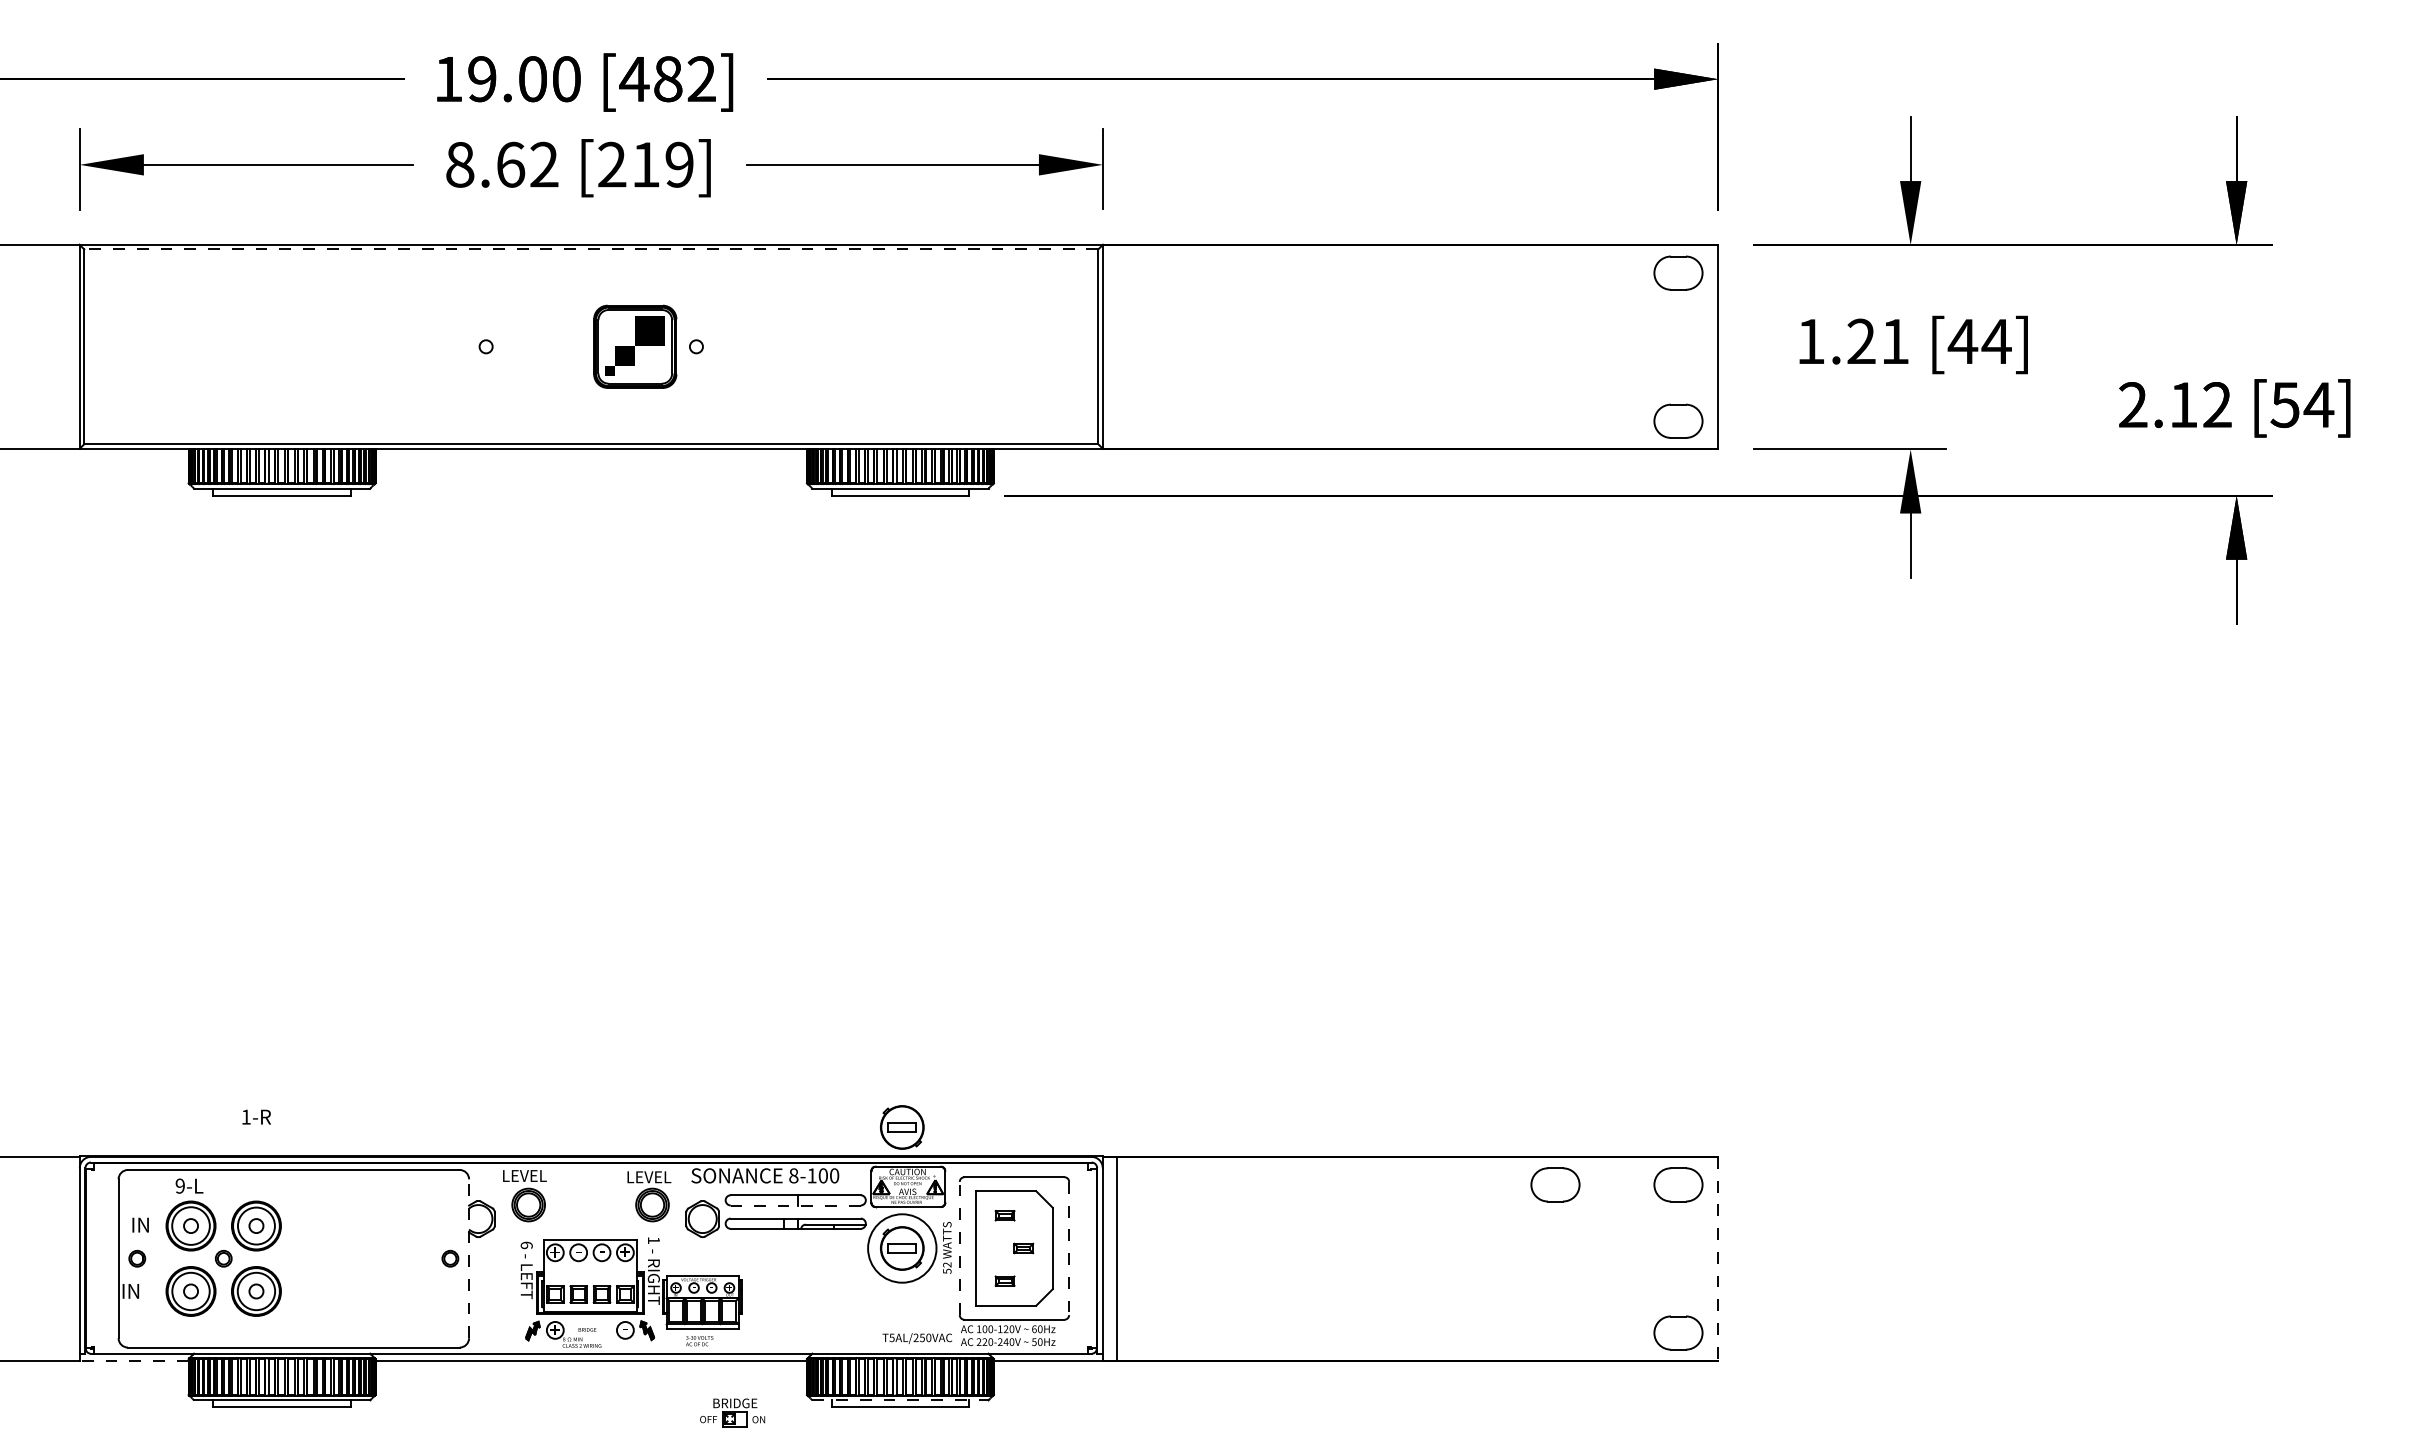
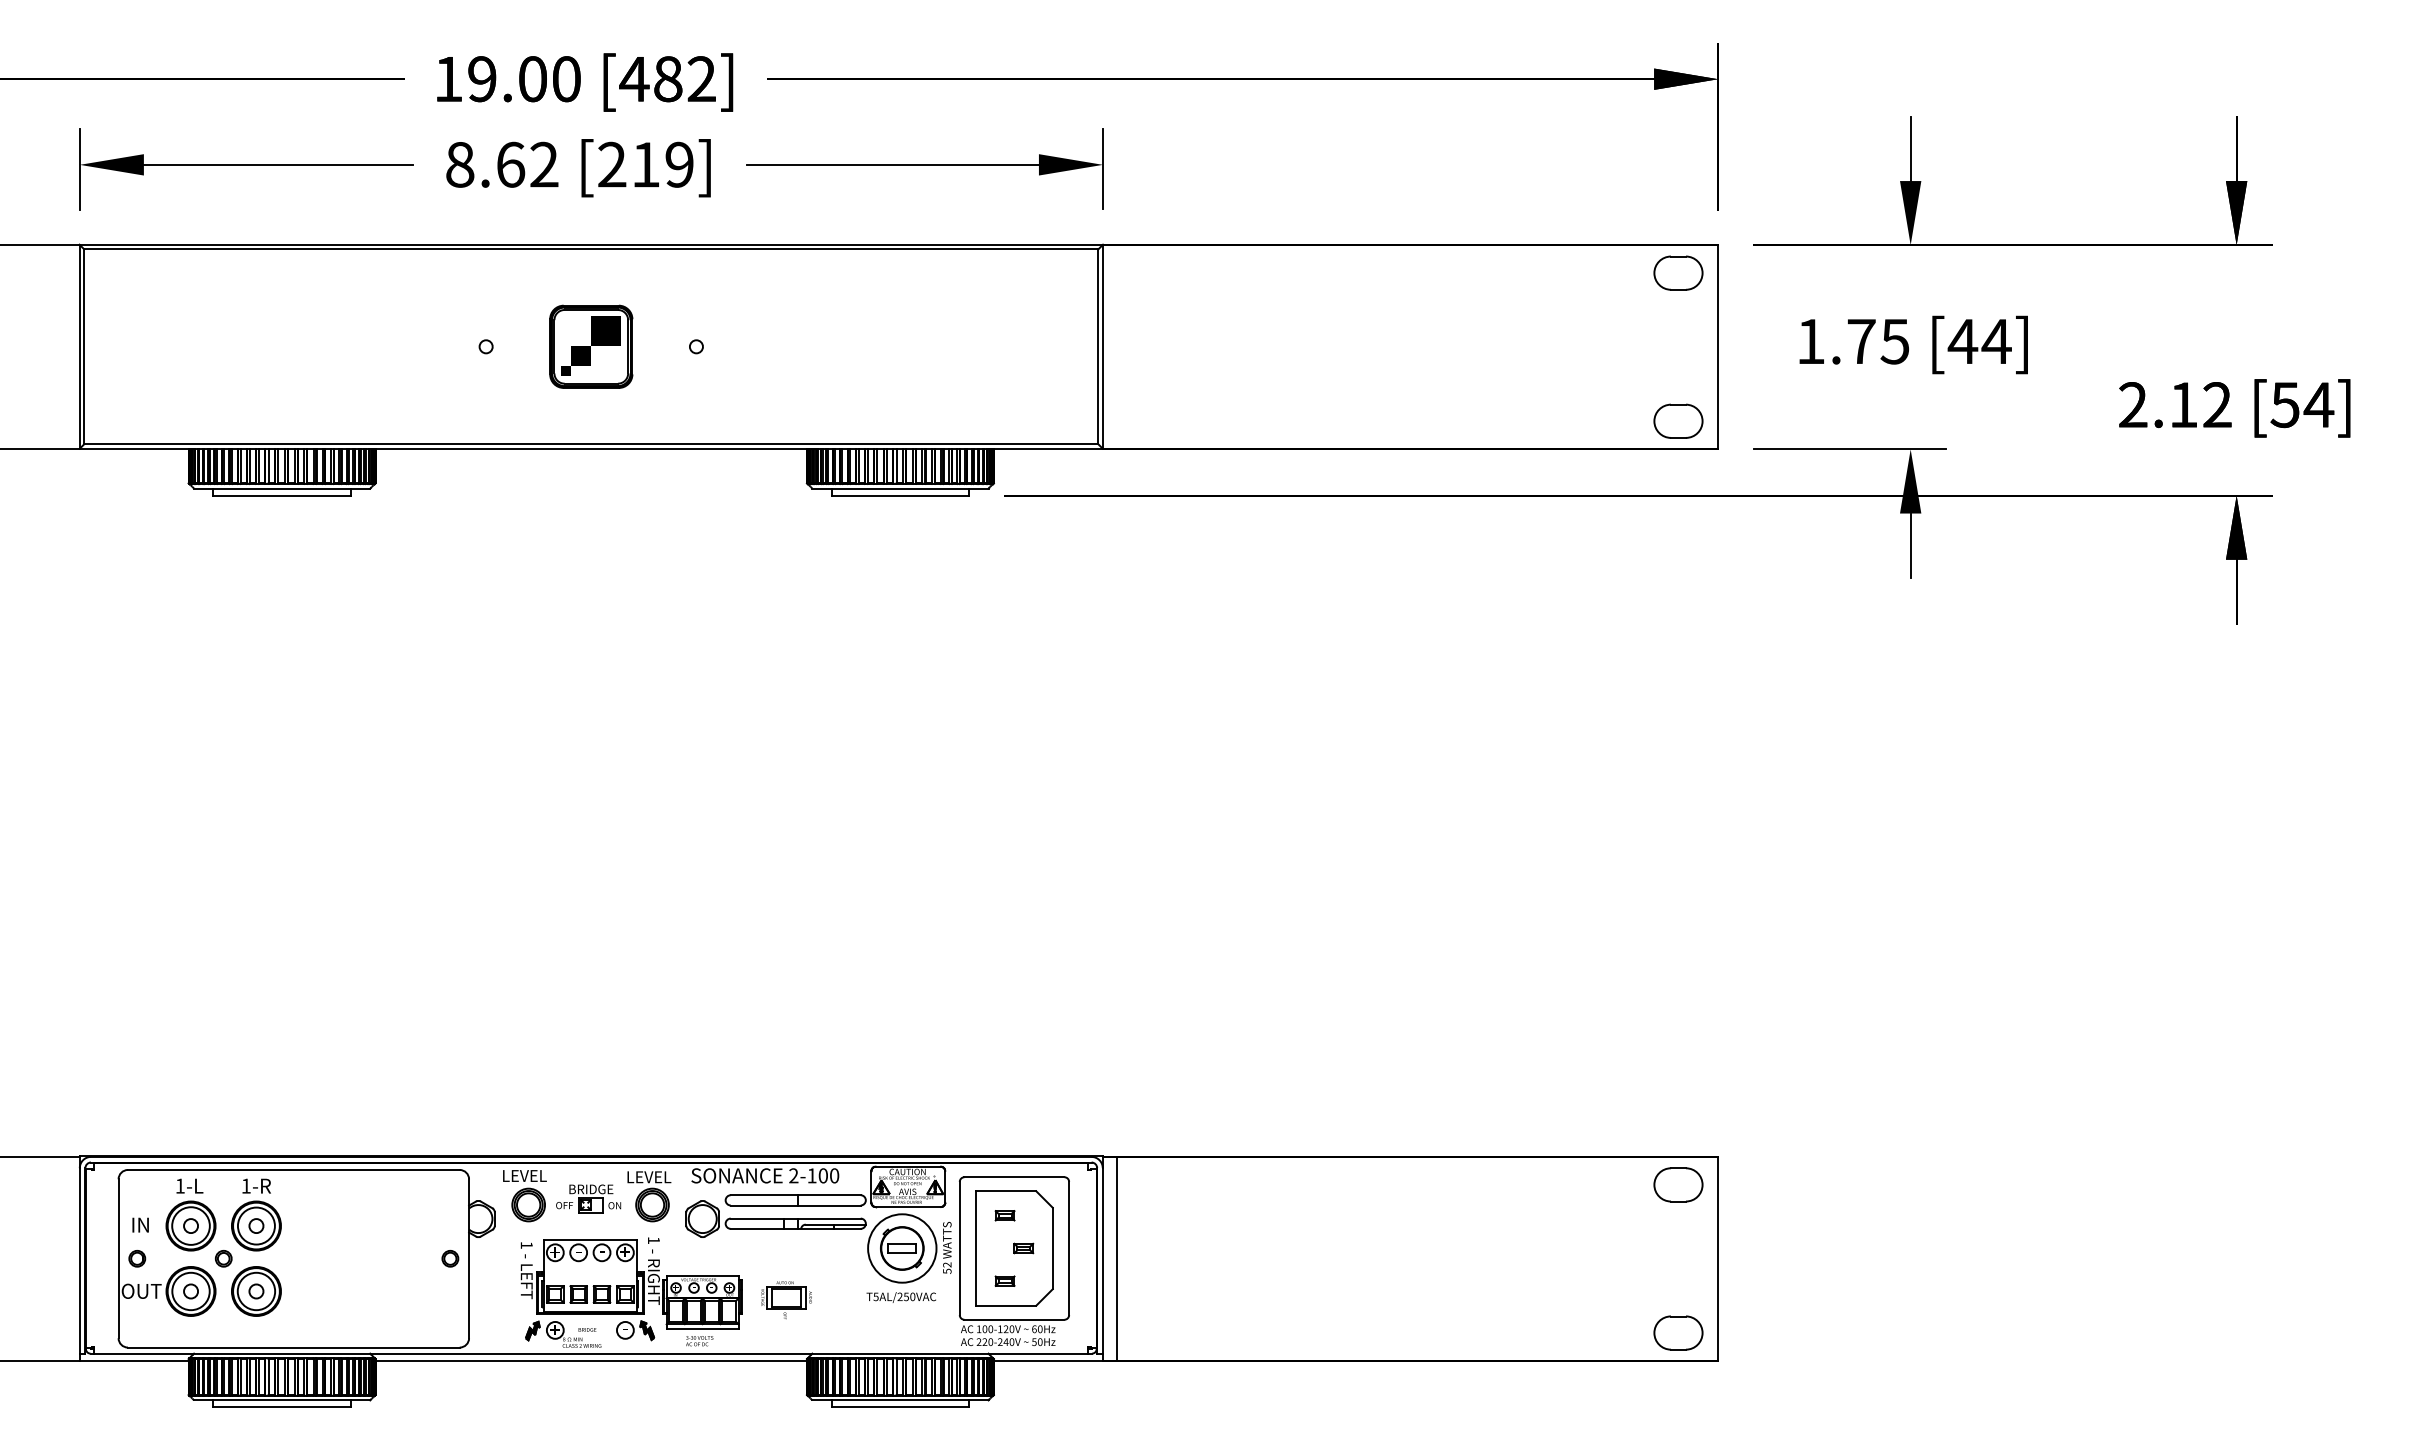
line: dashed -> solid (590, 249)
text: 1.21 -> 1.75 (1877, 341)
part position: (635, 346) -> (591, 346) (591, 346)
text position: (256, 1116) -> (256, 1185) (256, 1185)
part: present -> none (902, 1127)
text: 8-100 -> 2-100 (793, 1175)
part: present -> none (1555, 1184)
text: 9-L -> 1-L (179, 1185)
line: dashed -> solid (795, 1205)
text: 6 -> 1 (526, 1245)
line: dashed -> solid (959, 1248)
line: dashed -> solid (1069, 1248)
line: dashed -> solid (469, 1258)
line: dashed -> solid (1718, 1259)
text: IN -> OUT (141, 1290)
part: none -> present (786, 1300)
text position: (916, 1338) -> (900, 1297) (900, 1297)
line: dashed -> solid (133, 1360)
line: dashed -> solid (900, 1400)
part position: (732, 1412) -> (588, 1198) (588, 1198)
